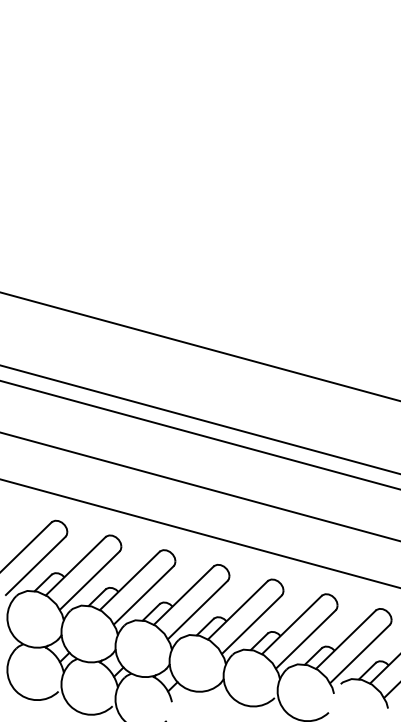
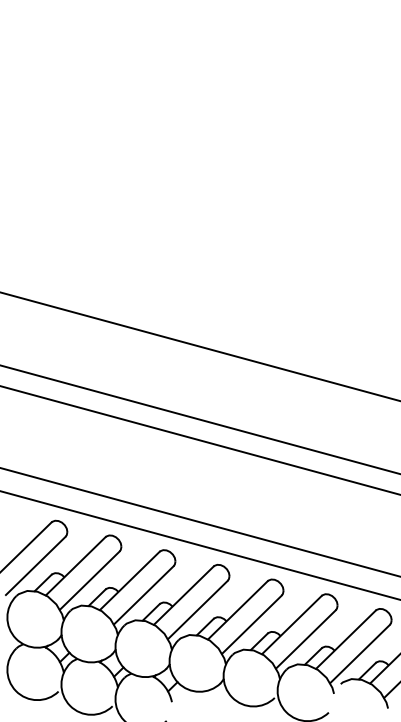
line position: (199, 434) -> (199, 440) (199, 440)
line position: (199, 486) -> (199, 521) (199, 521)
line position: (199, 533) -> (199, 545) (199, 545)
